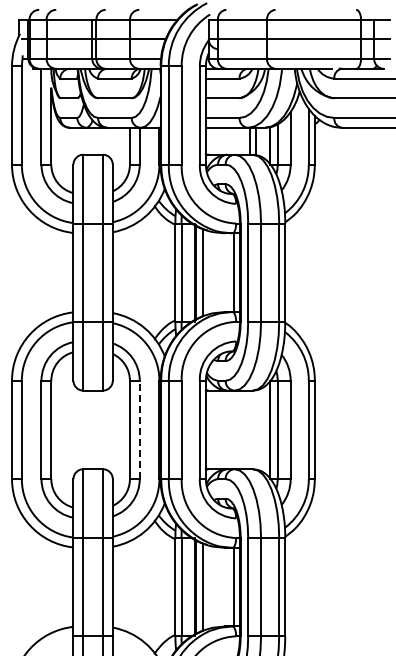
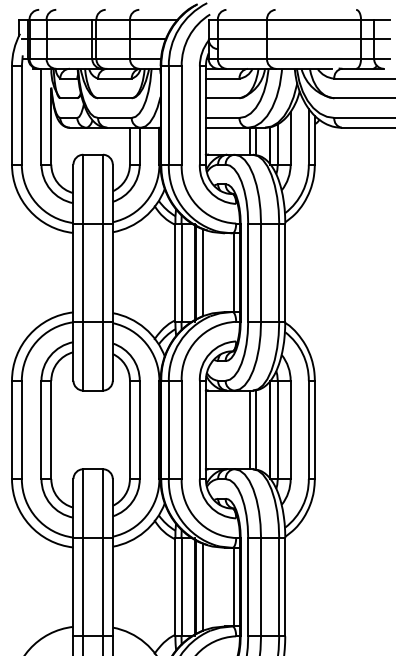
line: dashed -> solid (139, 429)
line: none -> present (250, 429)
line: none -> present (256, 429)
